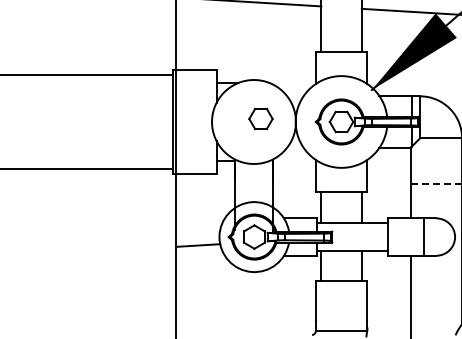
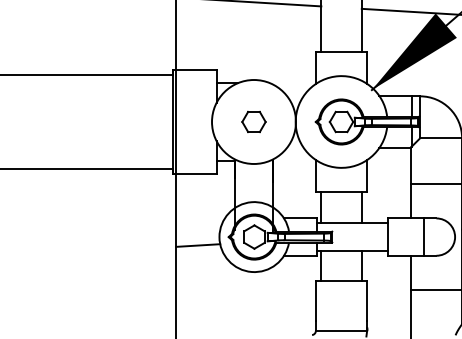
part position: (260, 118) -> (253, 121) (253, 121)
line: dashed -> solid (436, 184)
line: none -> present (434, 289)
